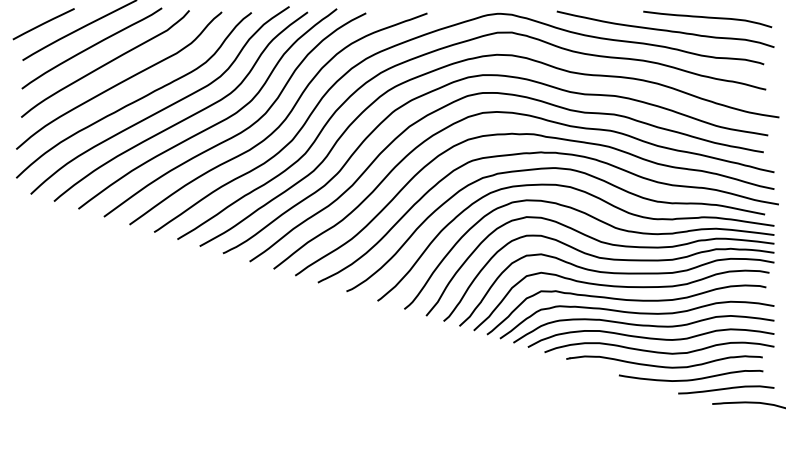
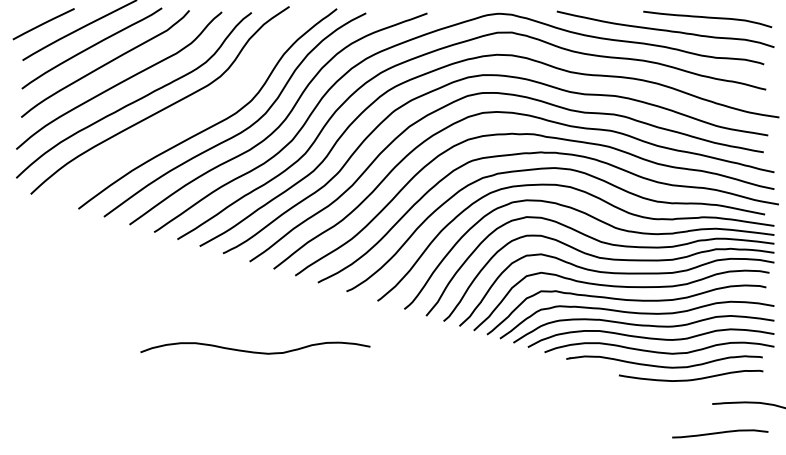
curve: present -> none (186, 117)
curve: none -> present (255, 351)
curve position: (726, 389) -> (720, 433) (720, 433)
